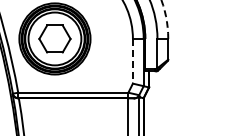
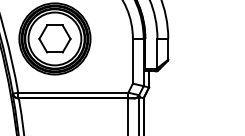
arc: dashed -> solid (166, 17)
line: dashed -> solid (132, 61)
